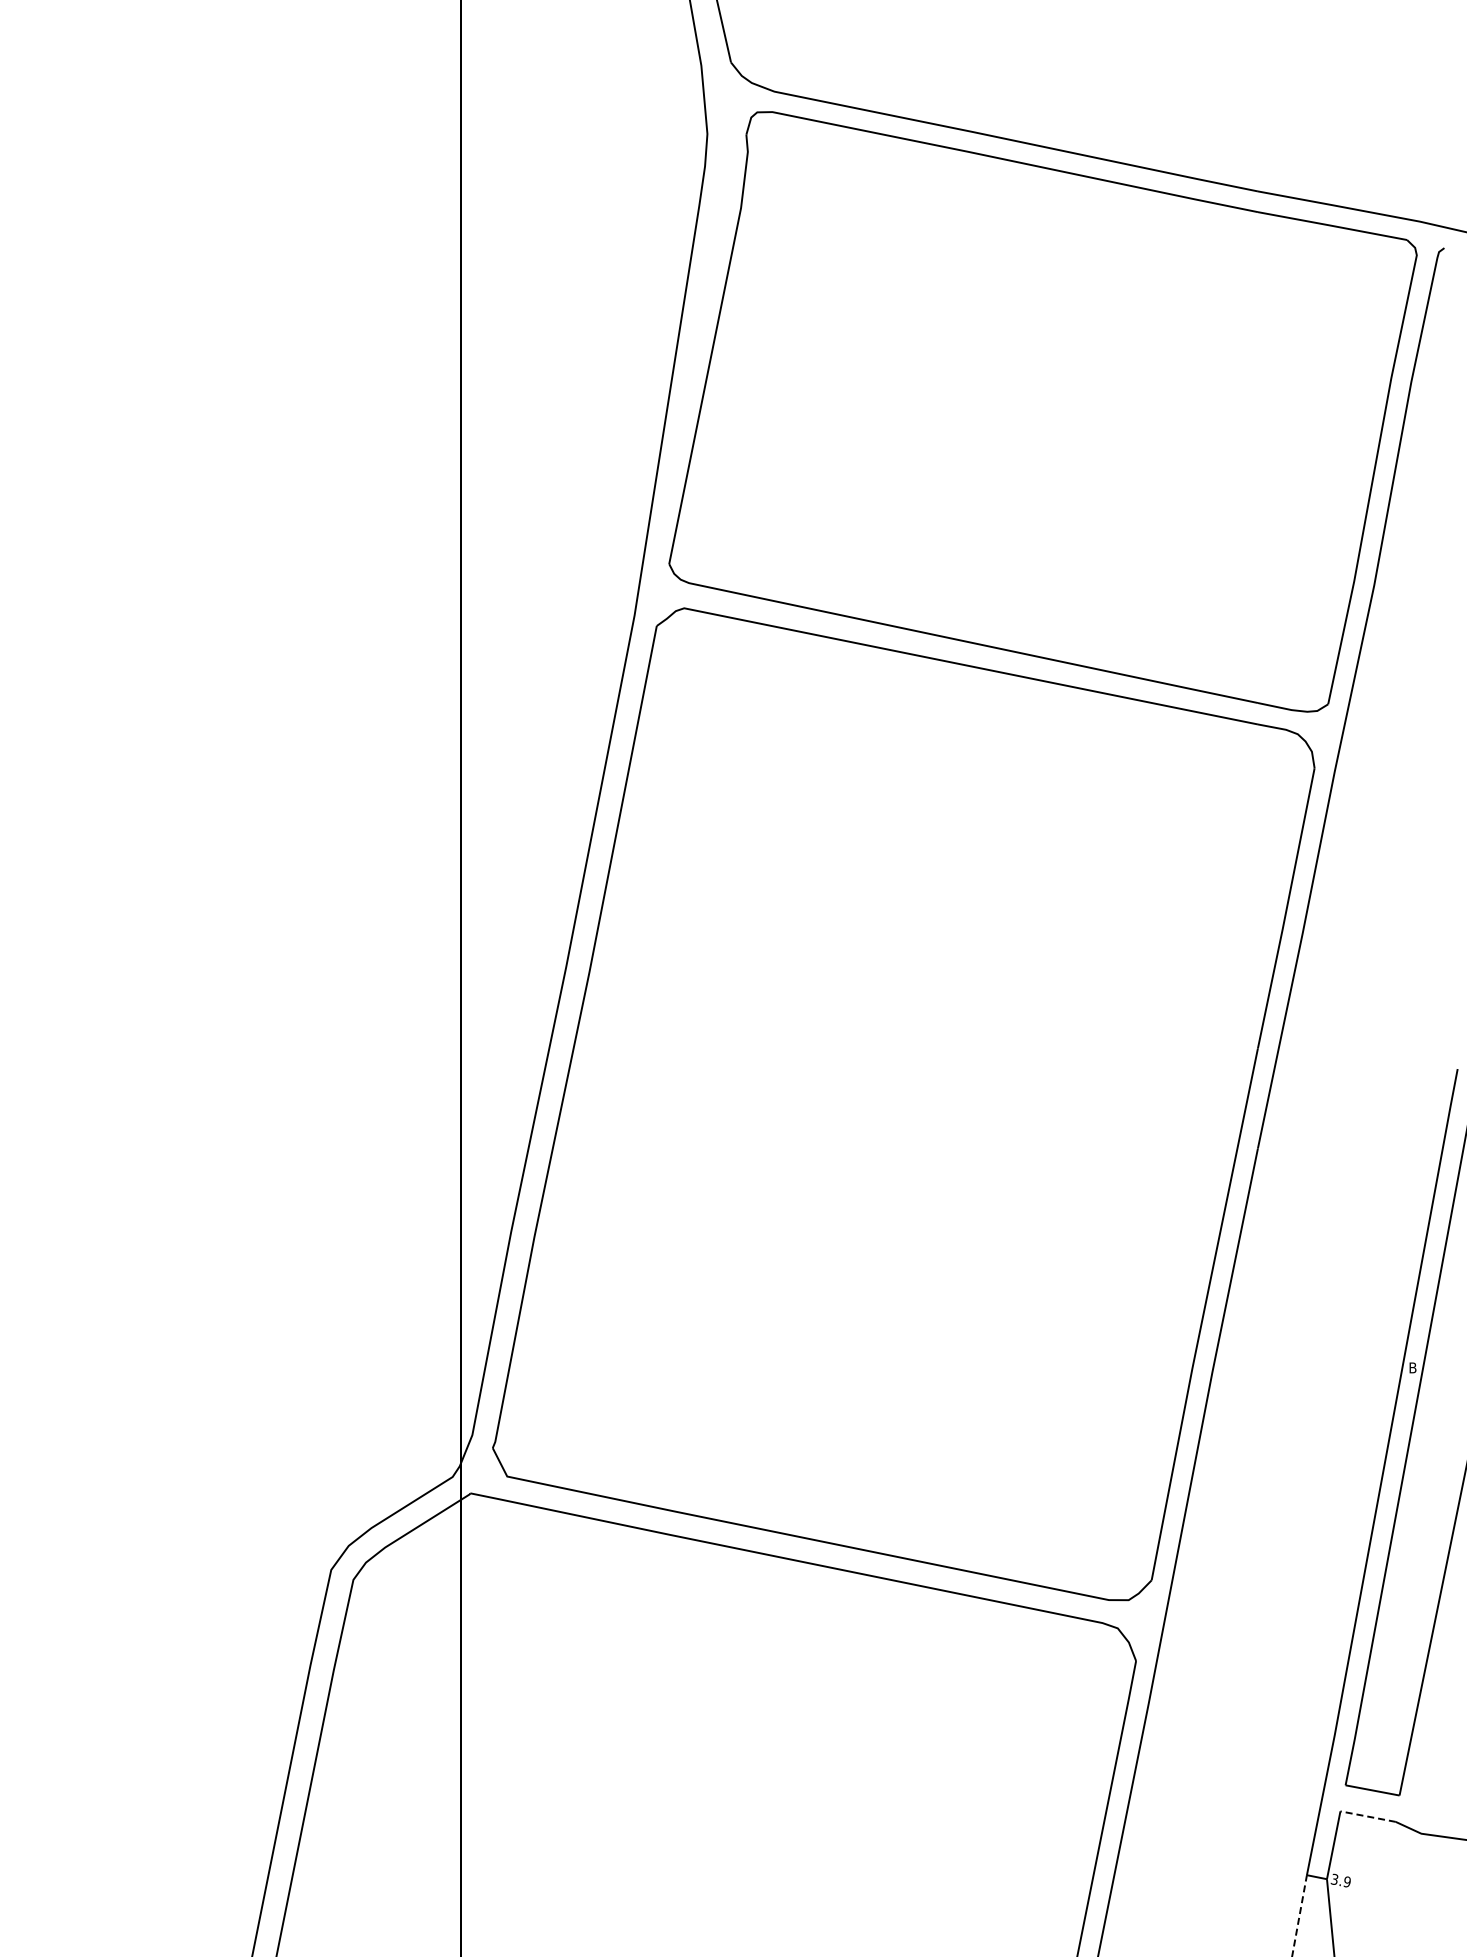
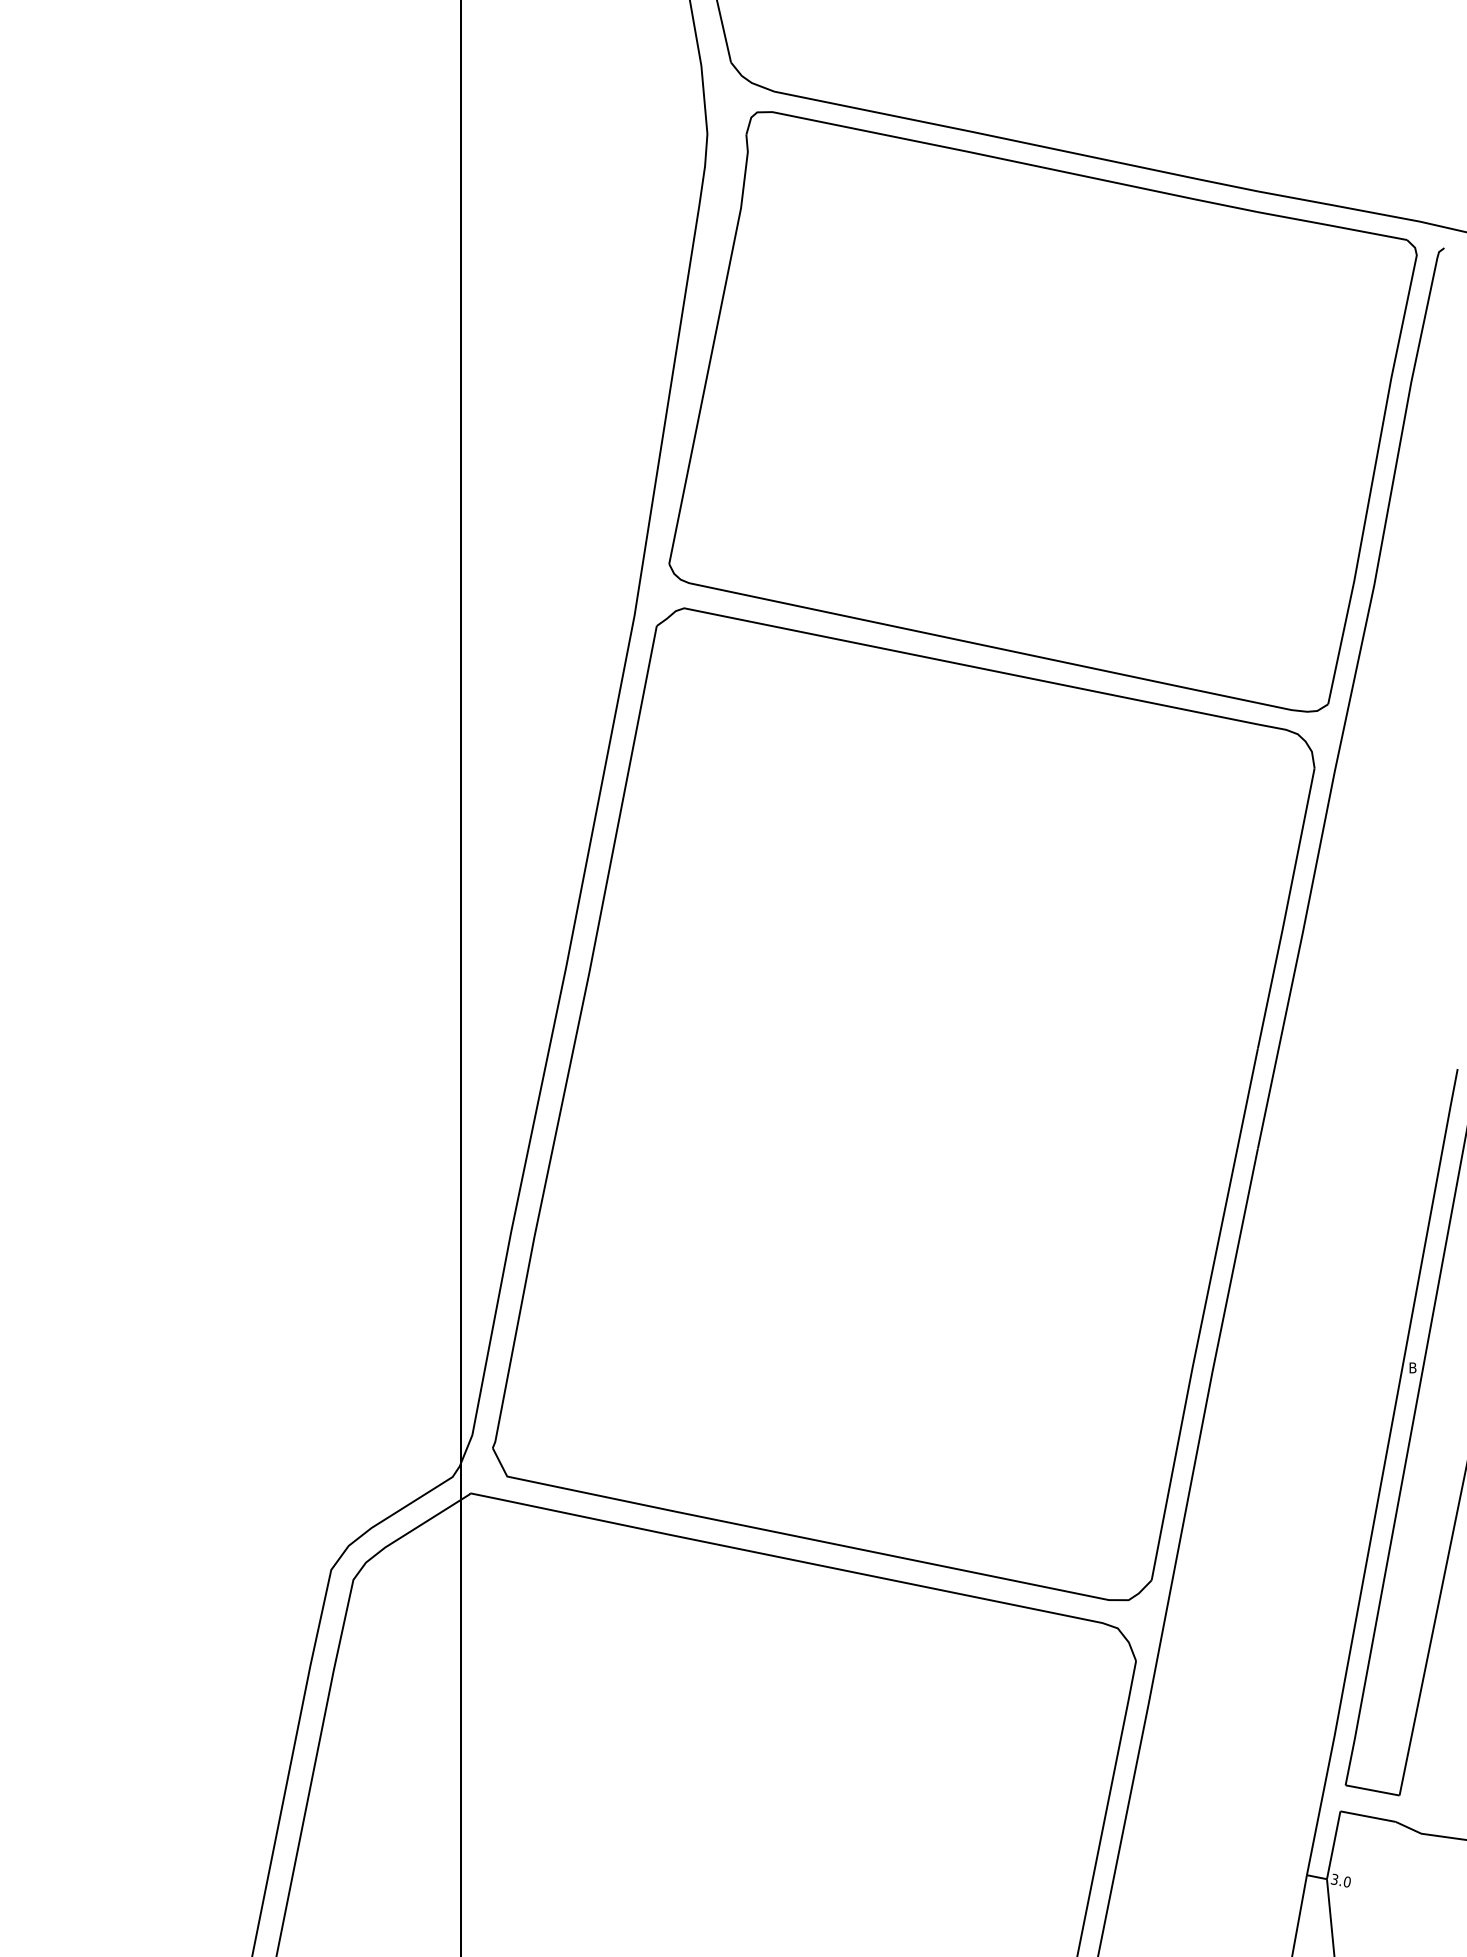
line: dashed -> solid (1367, 1816)
text: 3.9 -> 3.0 (1346, 1881)
line: dashed -> solid (1299, 1915)
